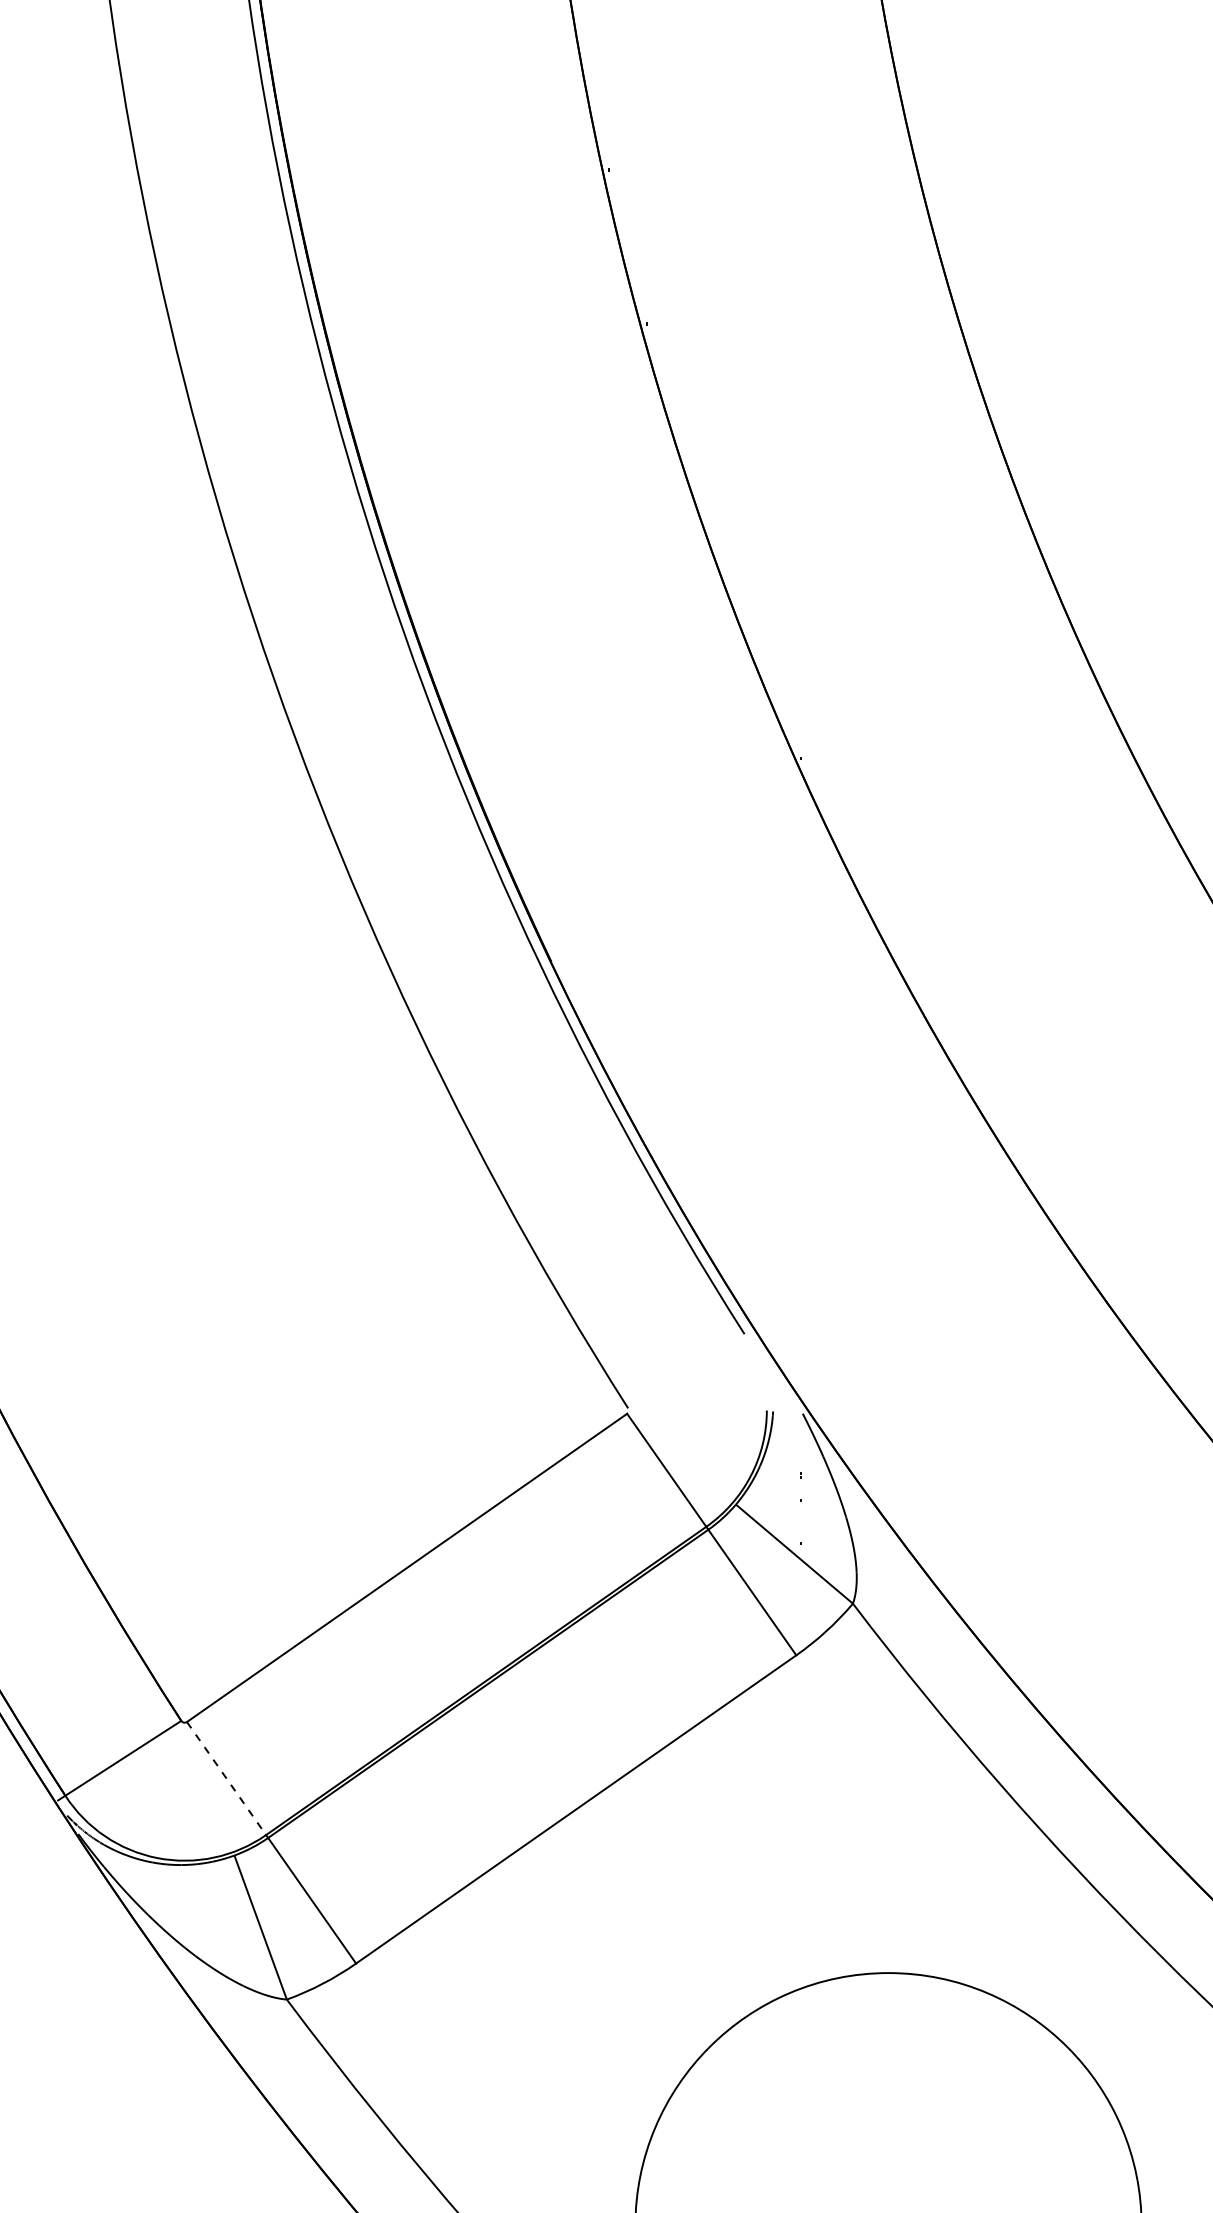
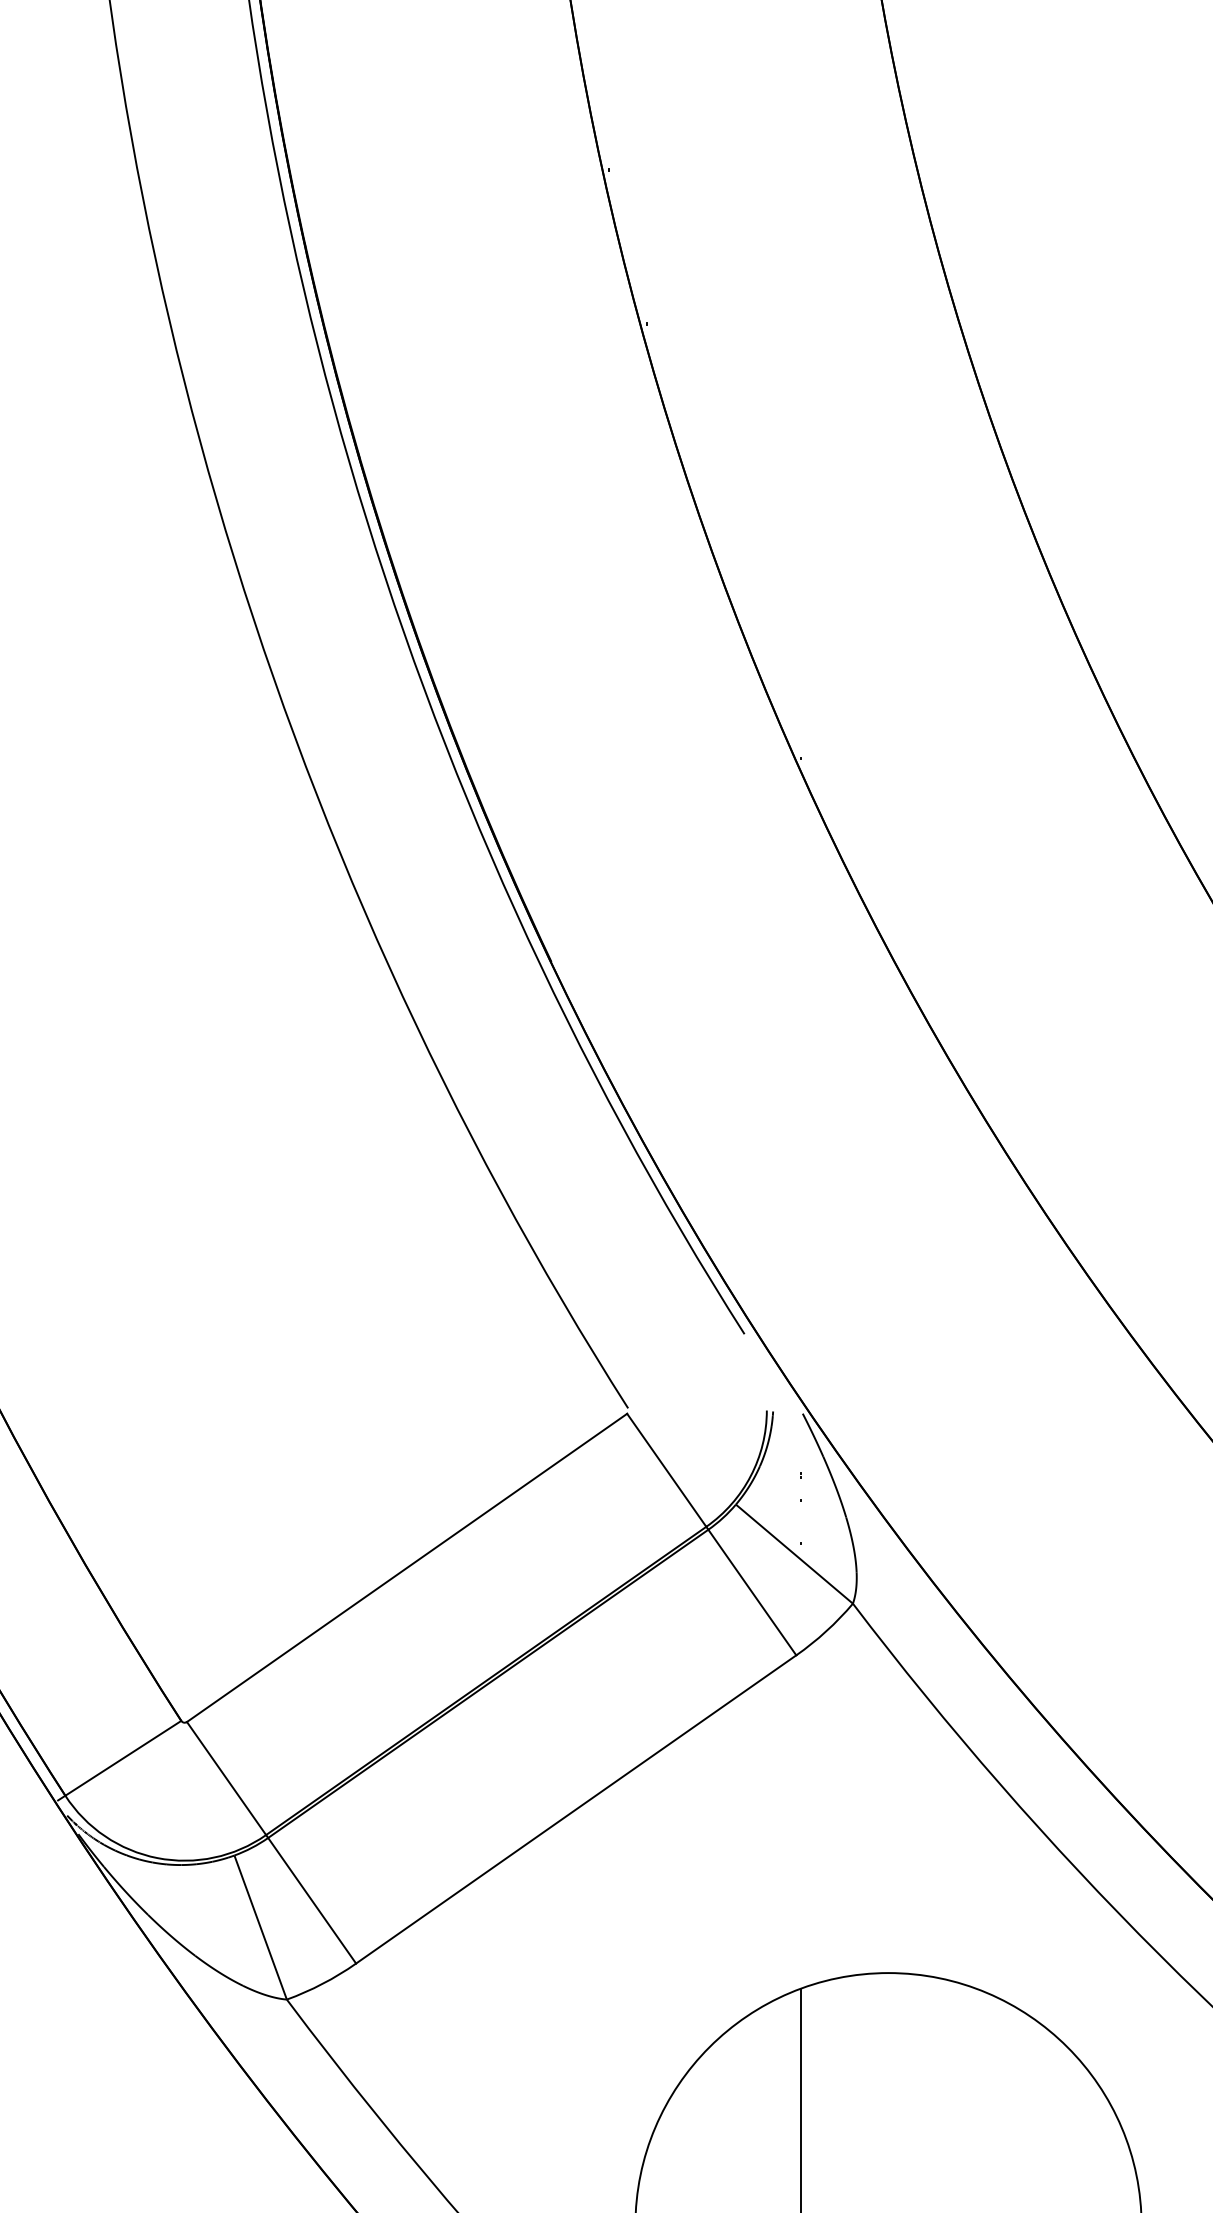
line: dashed -> solid (226, 1778)
line: none -> present (800, 2099)
